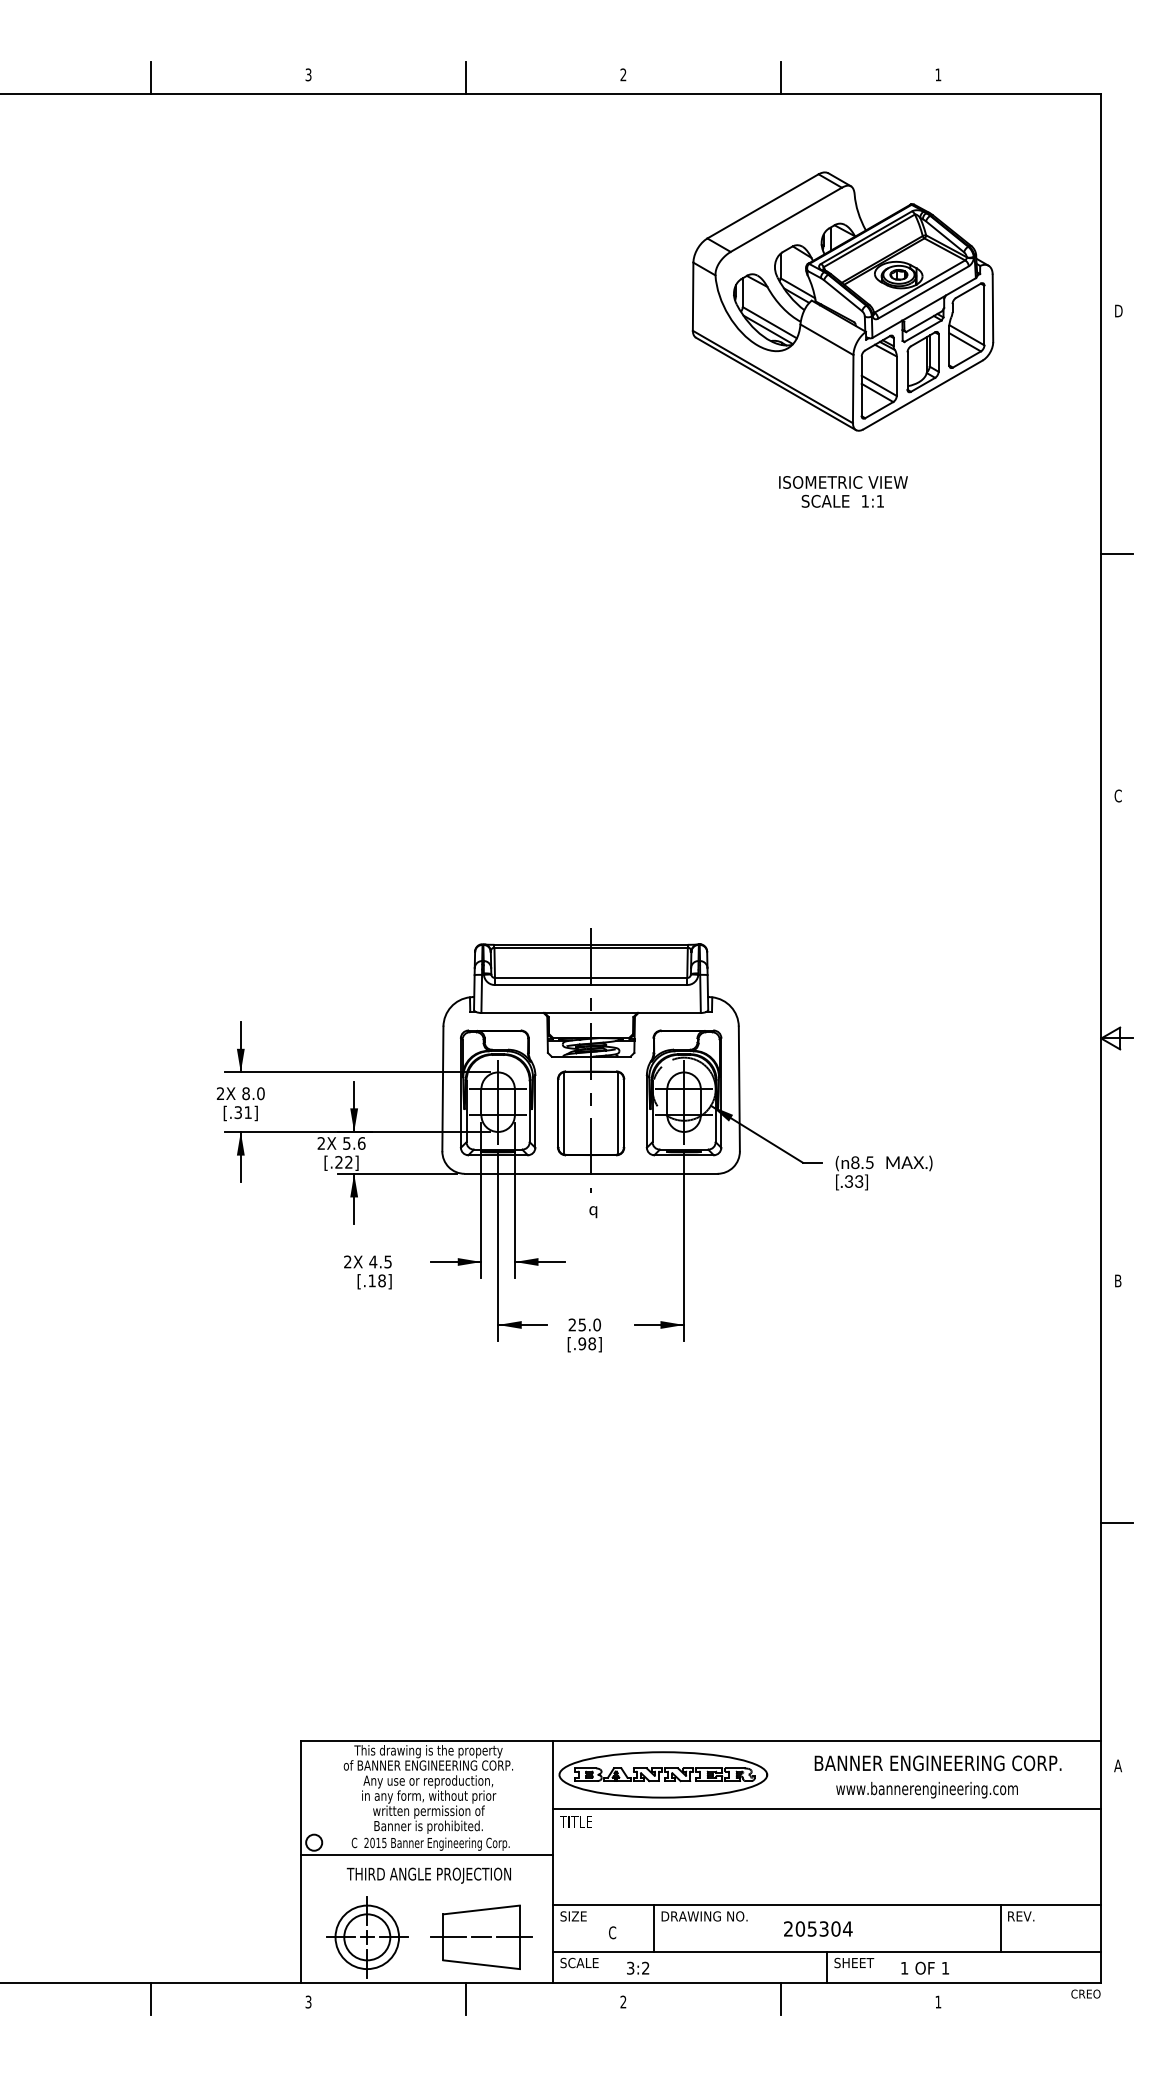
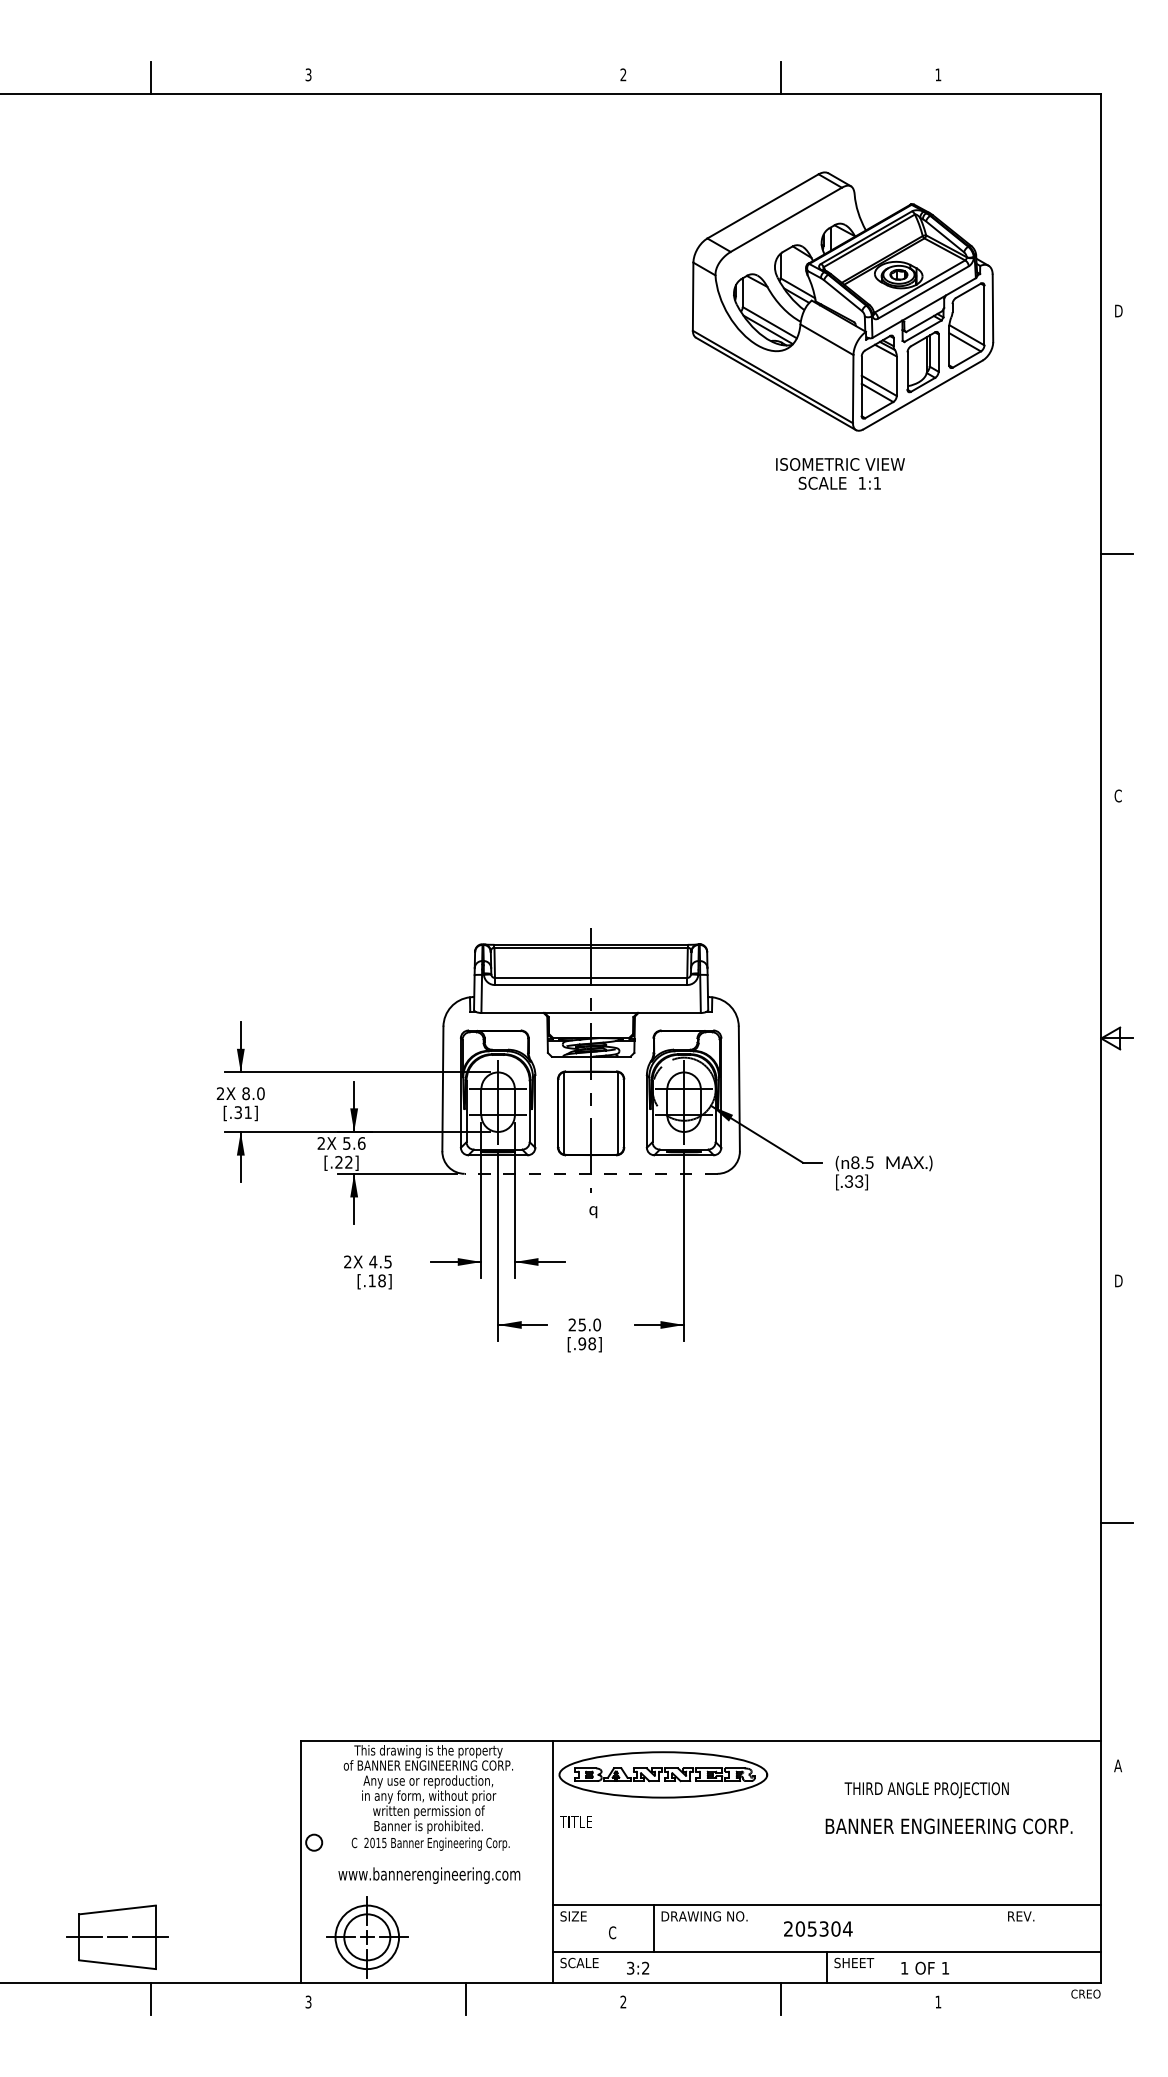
line: present -> none (466, 77)
text position: (843, 491) -> (840, 473) (840, 473)
line: solid -> dashed (590, 1173)
text: B -> D (1119, 1280)
text position: (937, 1763) -> (948, 1826) (948, 1826)
text: www.bannerengineering.com -> THIRD ANGLE PROJECTION (926, 1789)
line: present -> none (827, 1809)
line: present -> none (427, 1854)
text: THIRD ANGLE PROJECTION -> www.bannerengineering.com (429, 1875)
line: present -> none (1000, 1928)
part position: (481, 1936) -> (117, 1936) (117, 1936)
